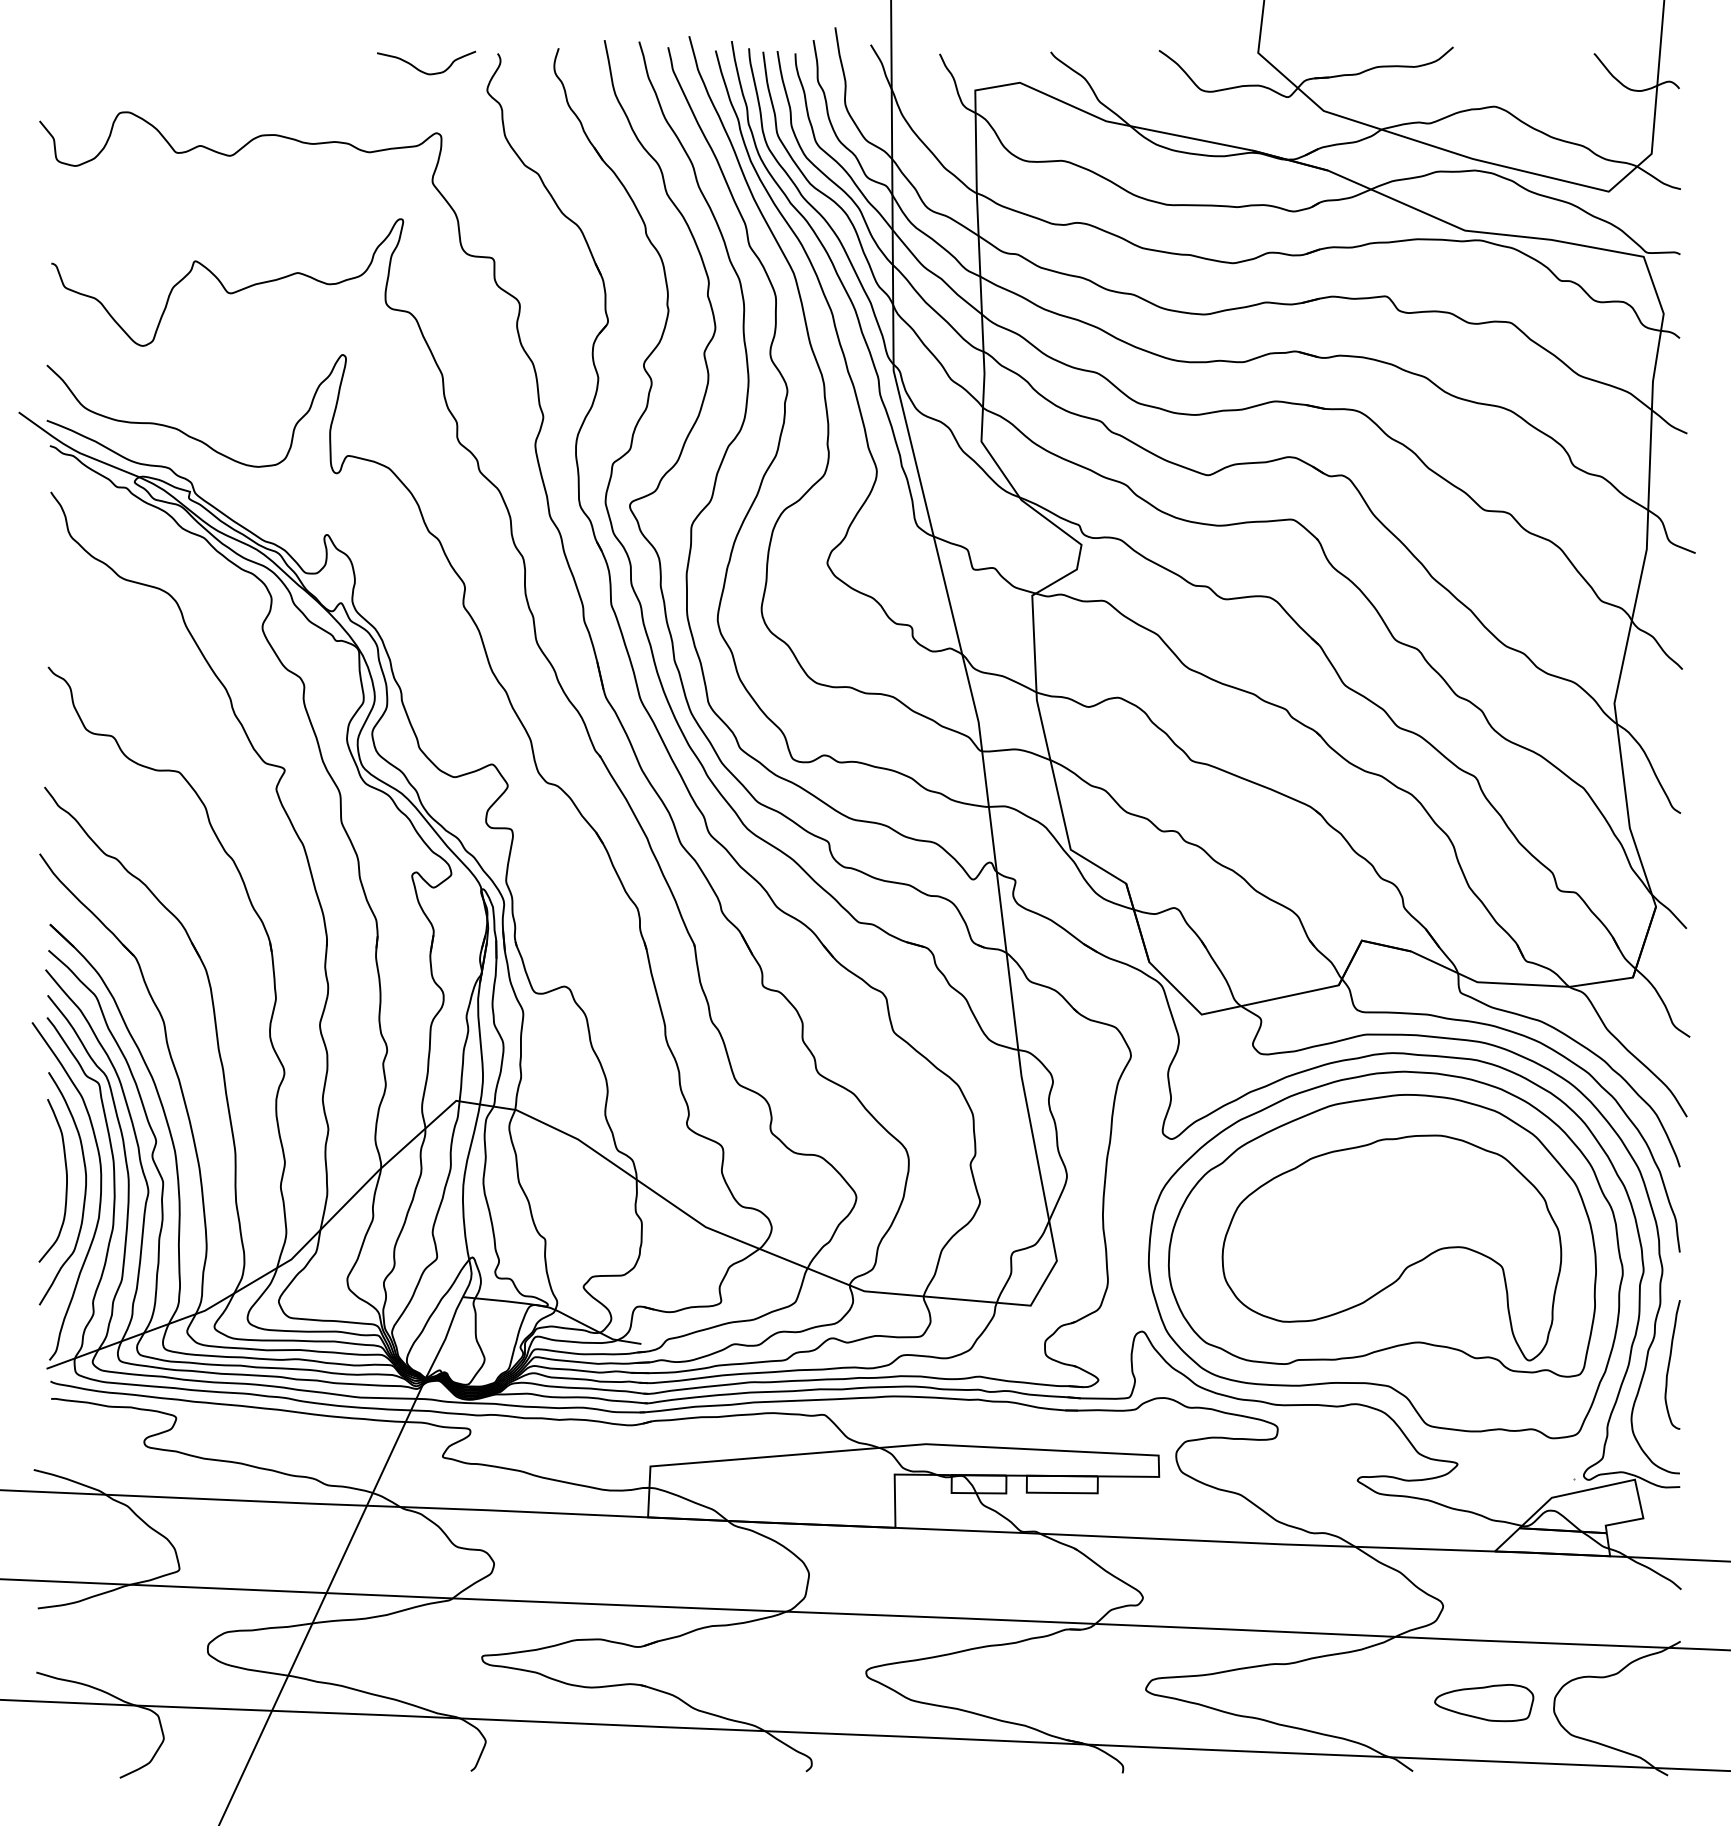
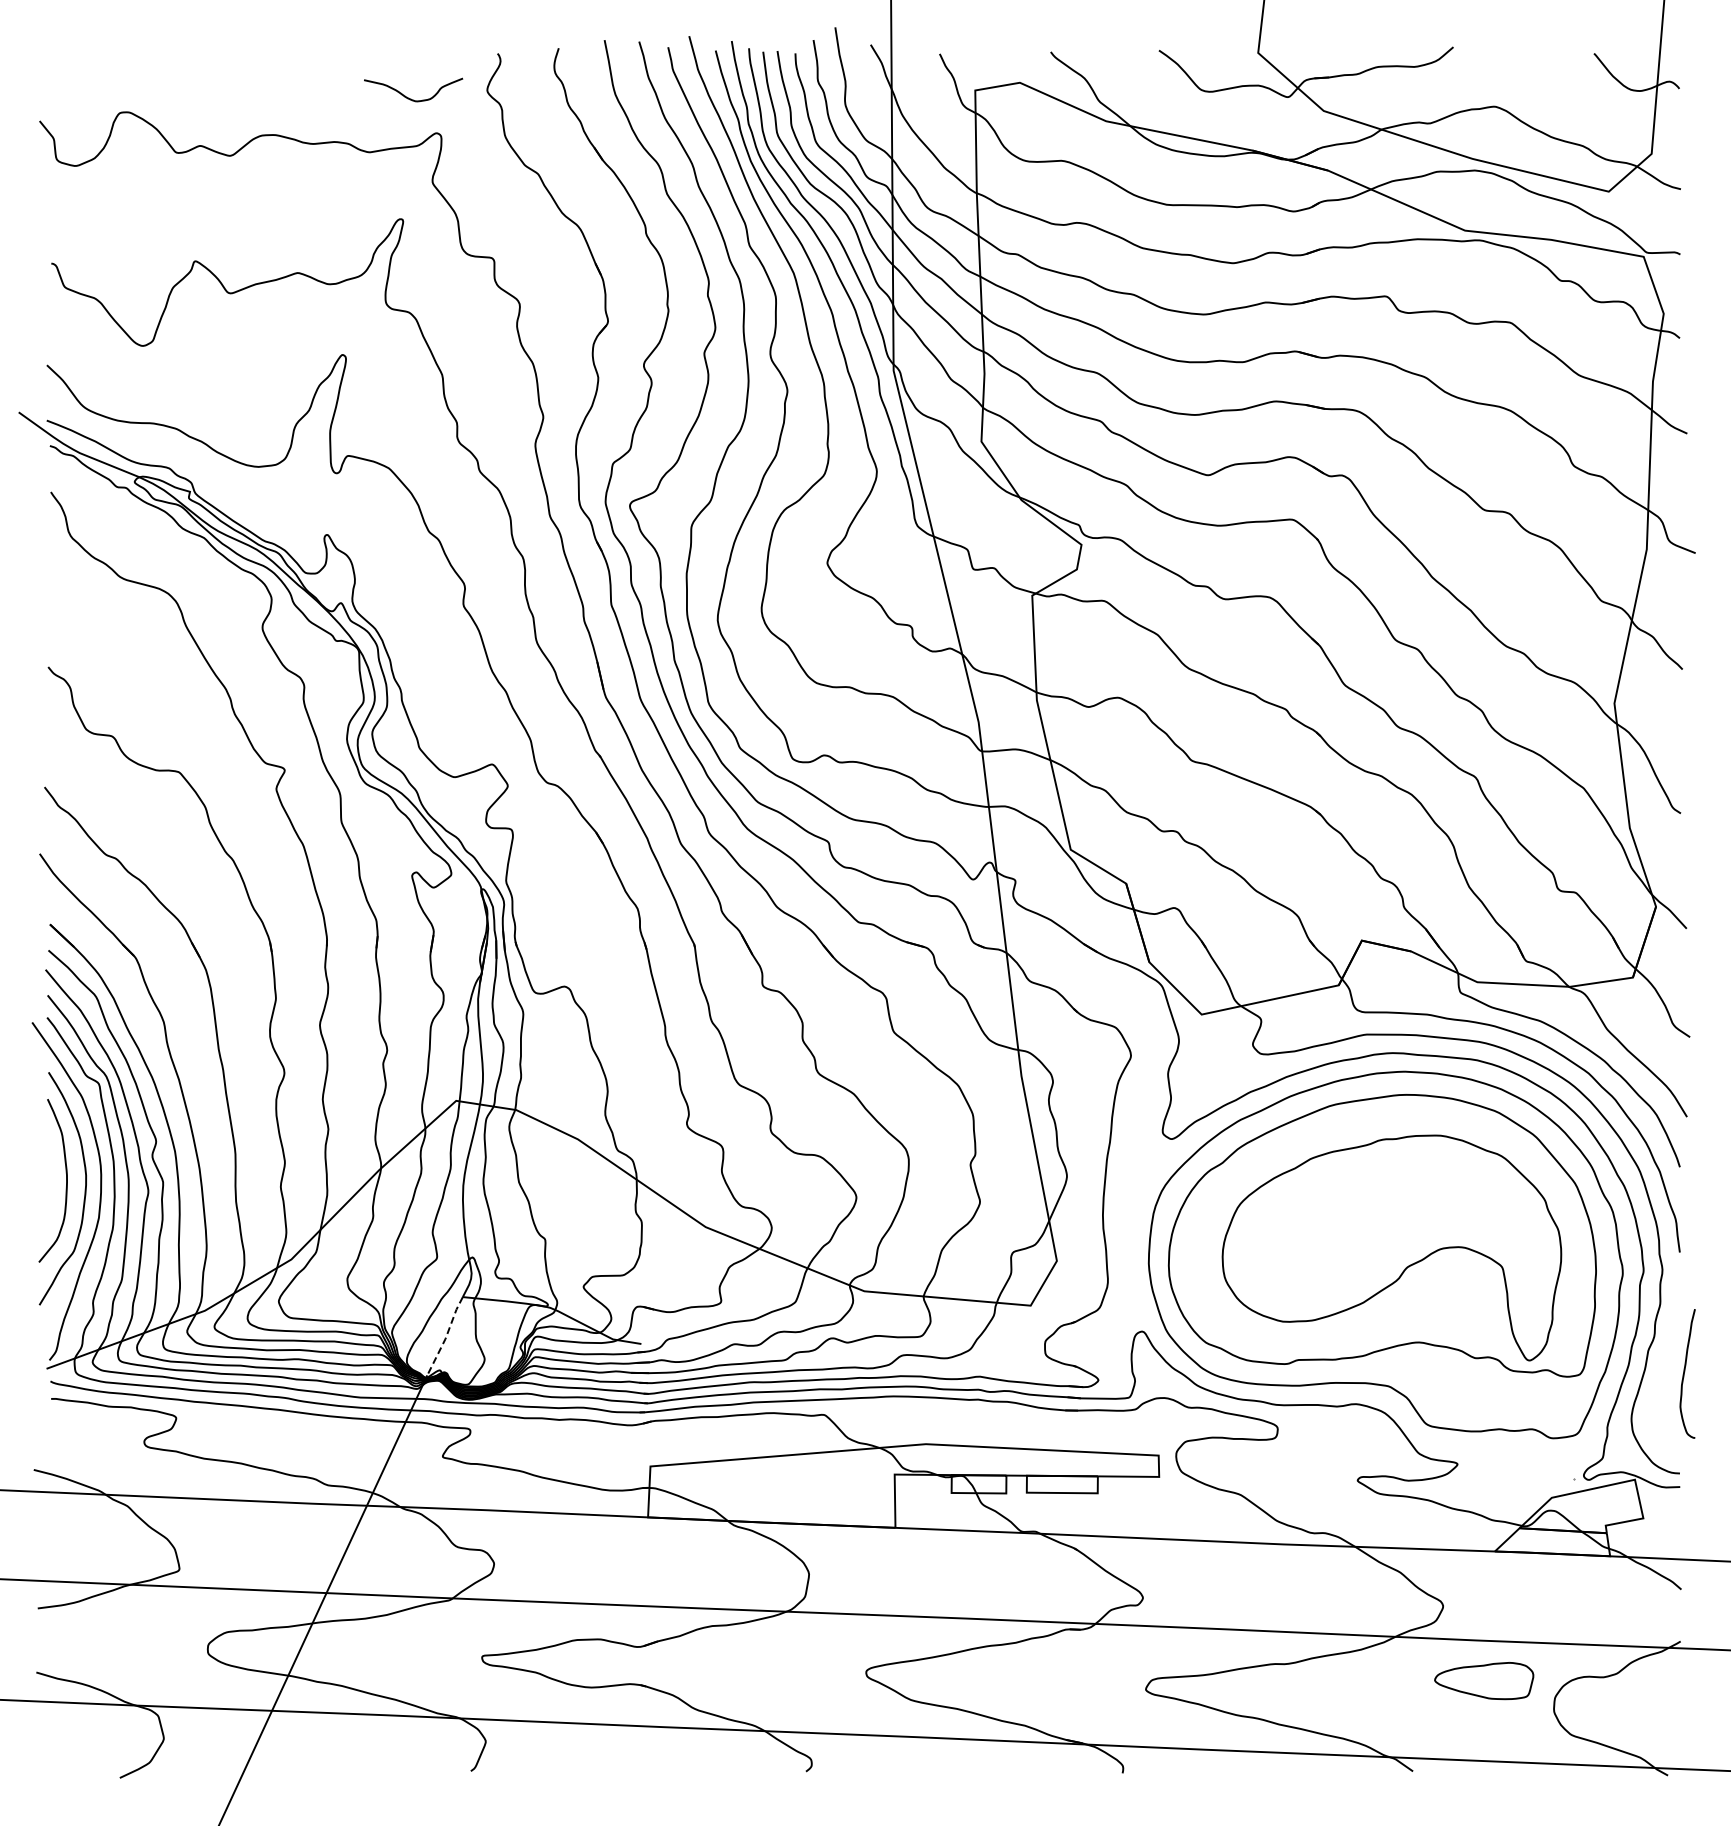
curve position: (424, 71) -> (411, 98) (411, 98)
line: solid -> dashed (446, 1337)
curve position: (1670, 1362) -> (1685, 1371) (1685, 1371)
part position: (1484, 1703) -> (1484, 1681) (1484, 1681)
